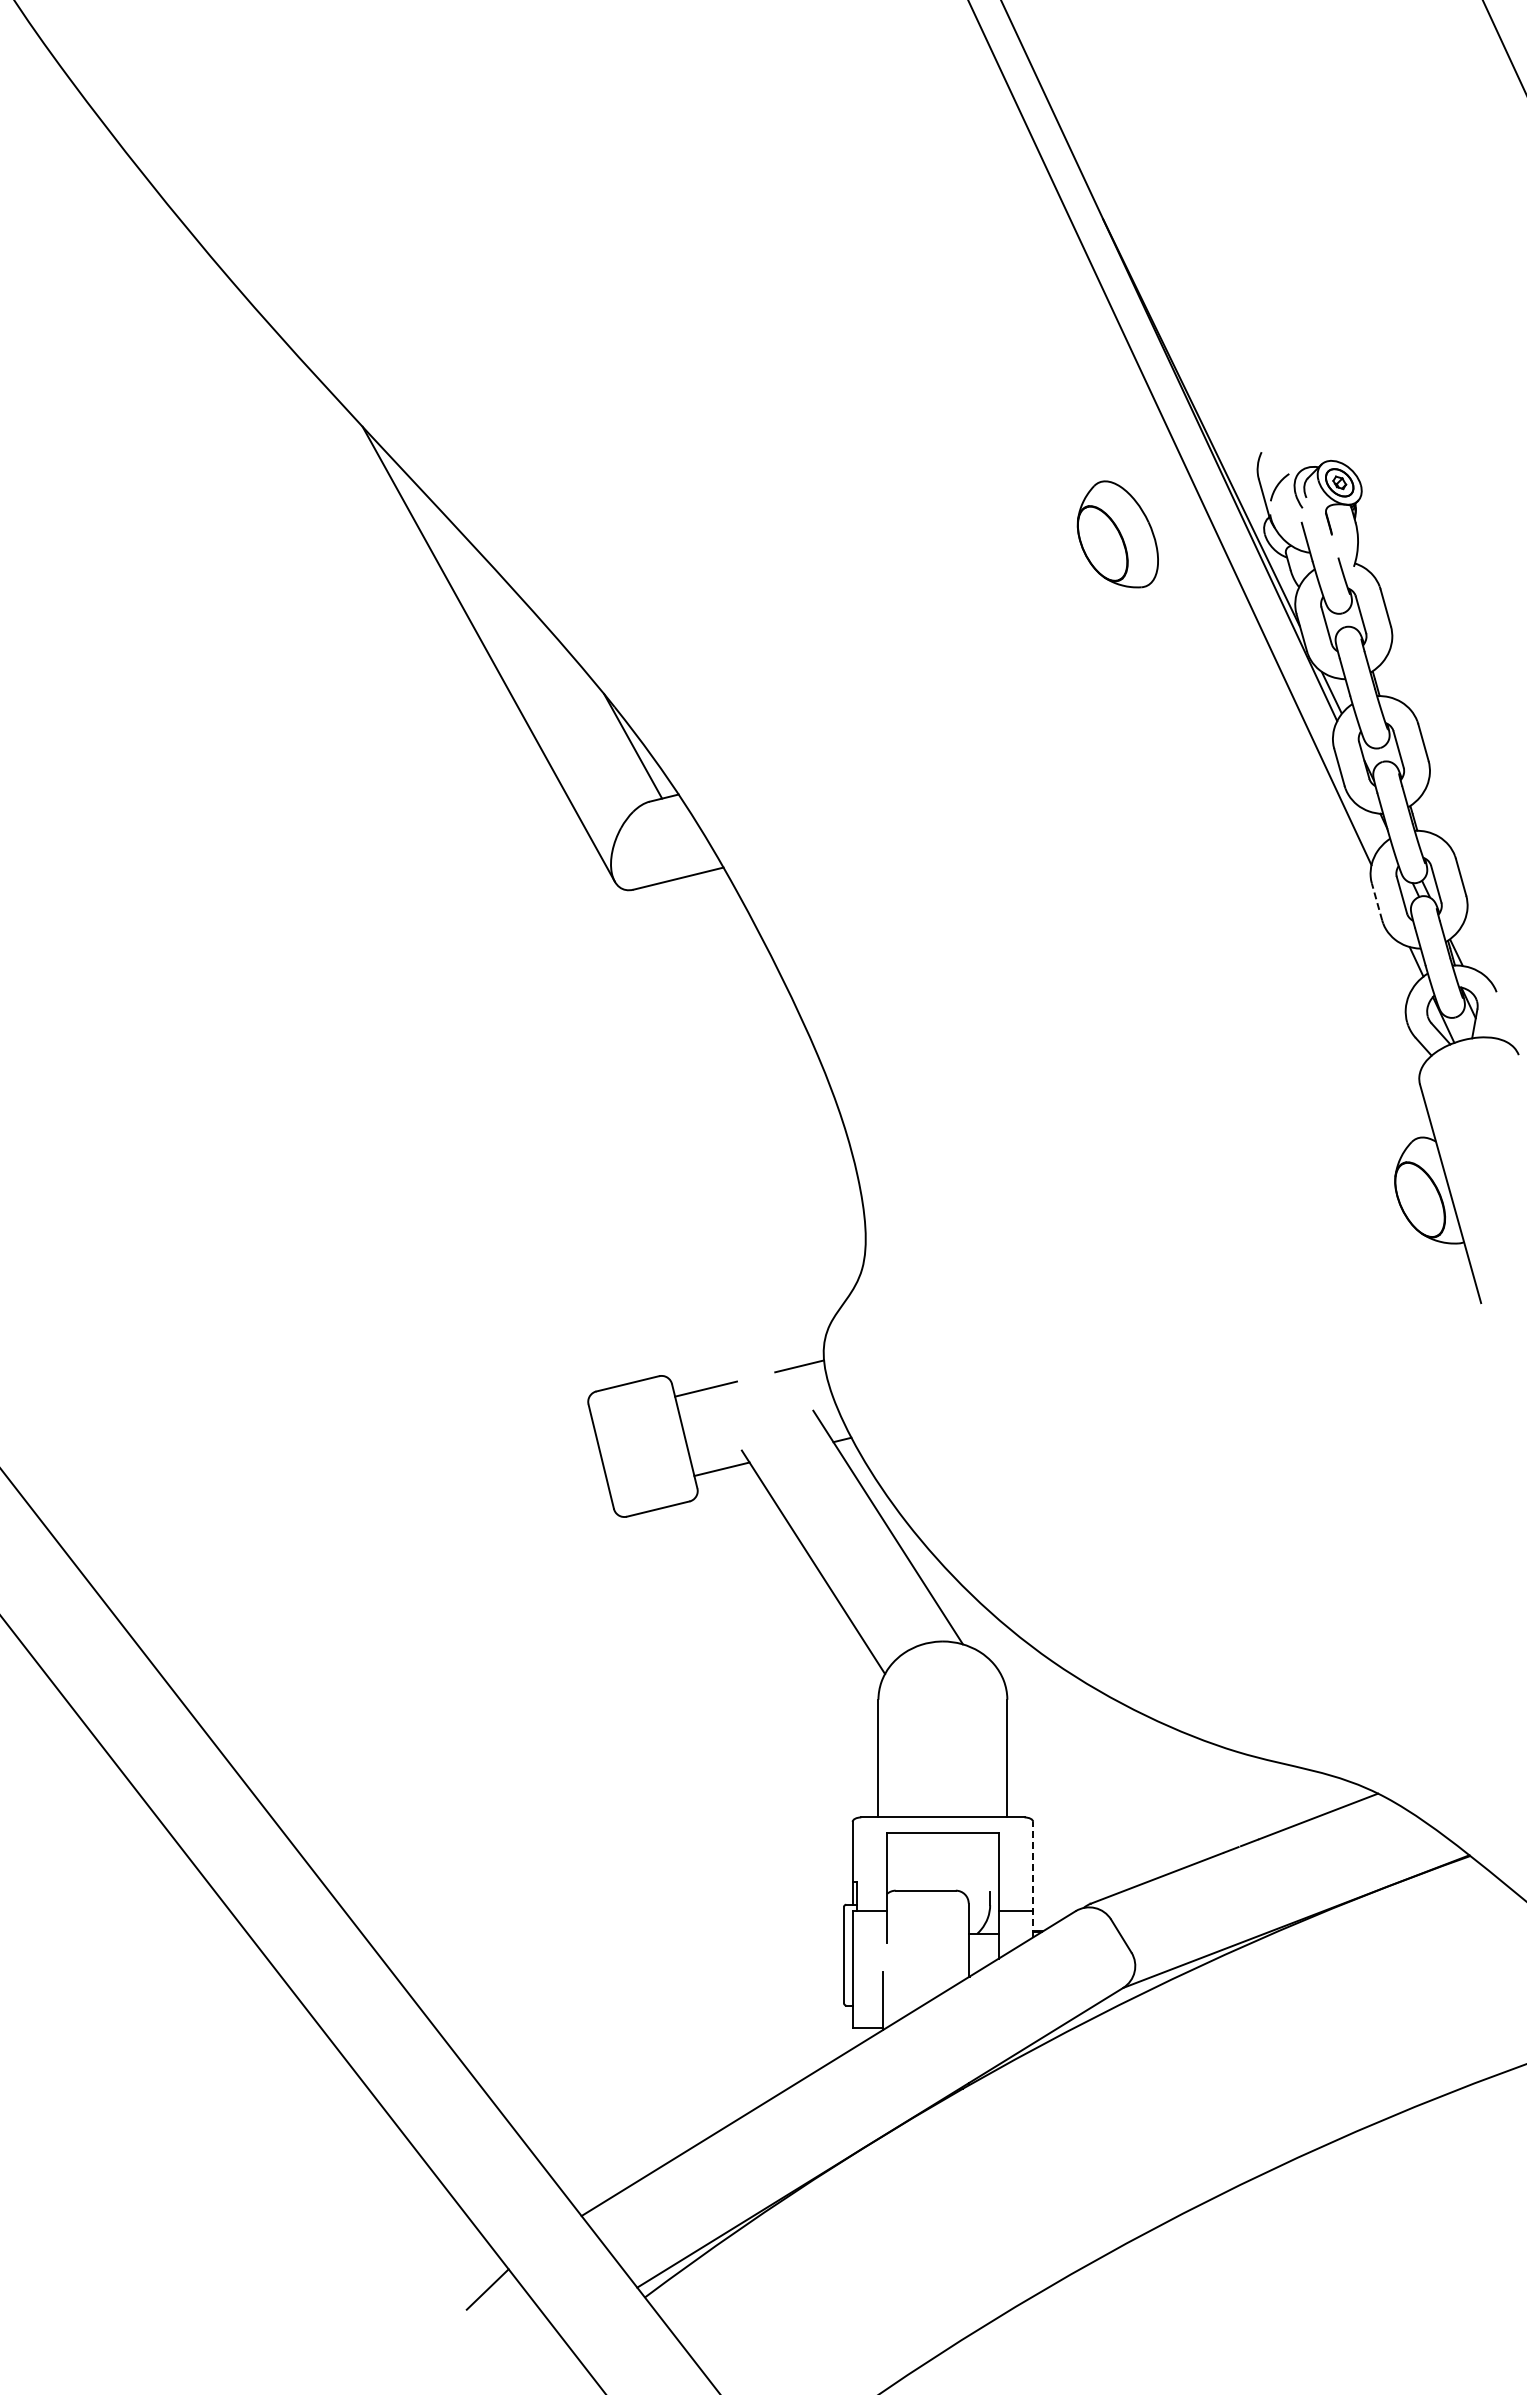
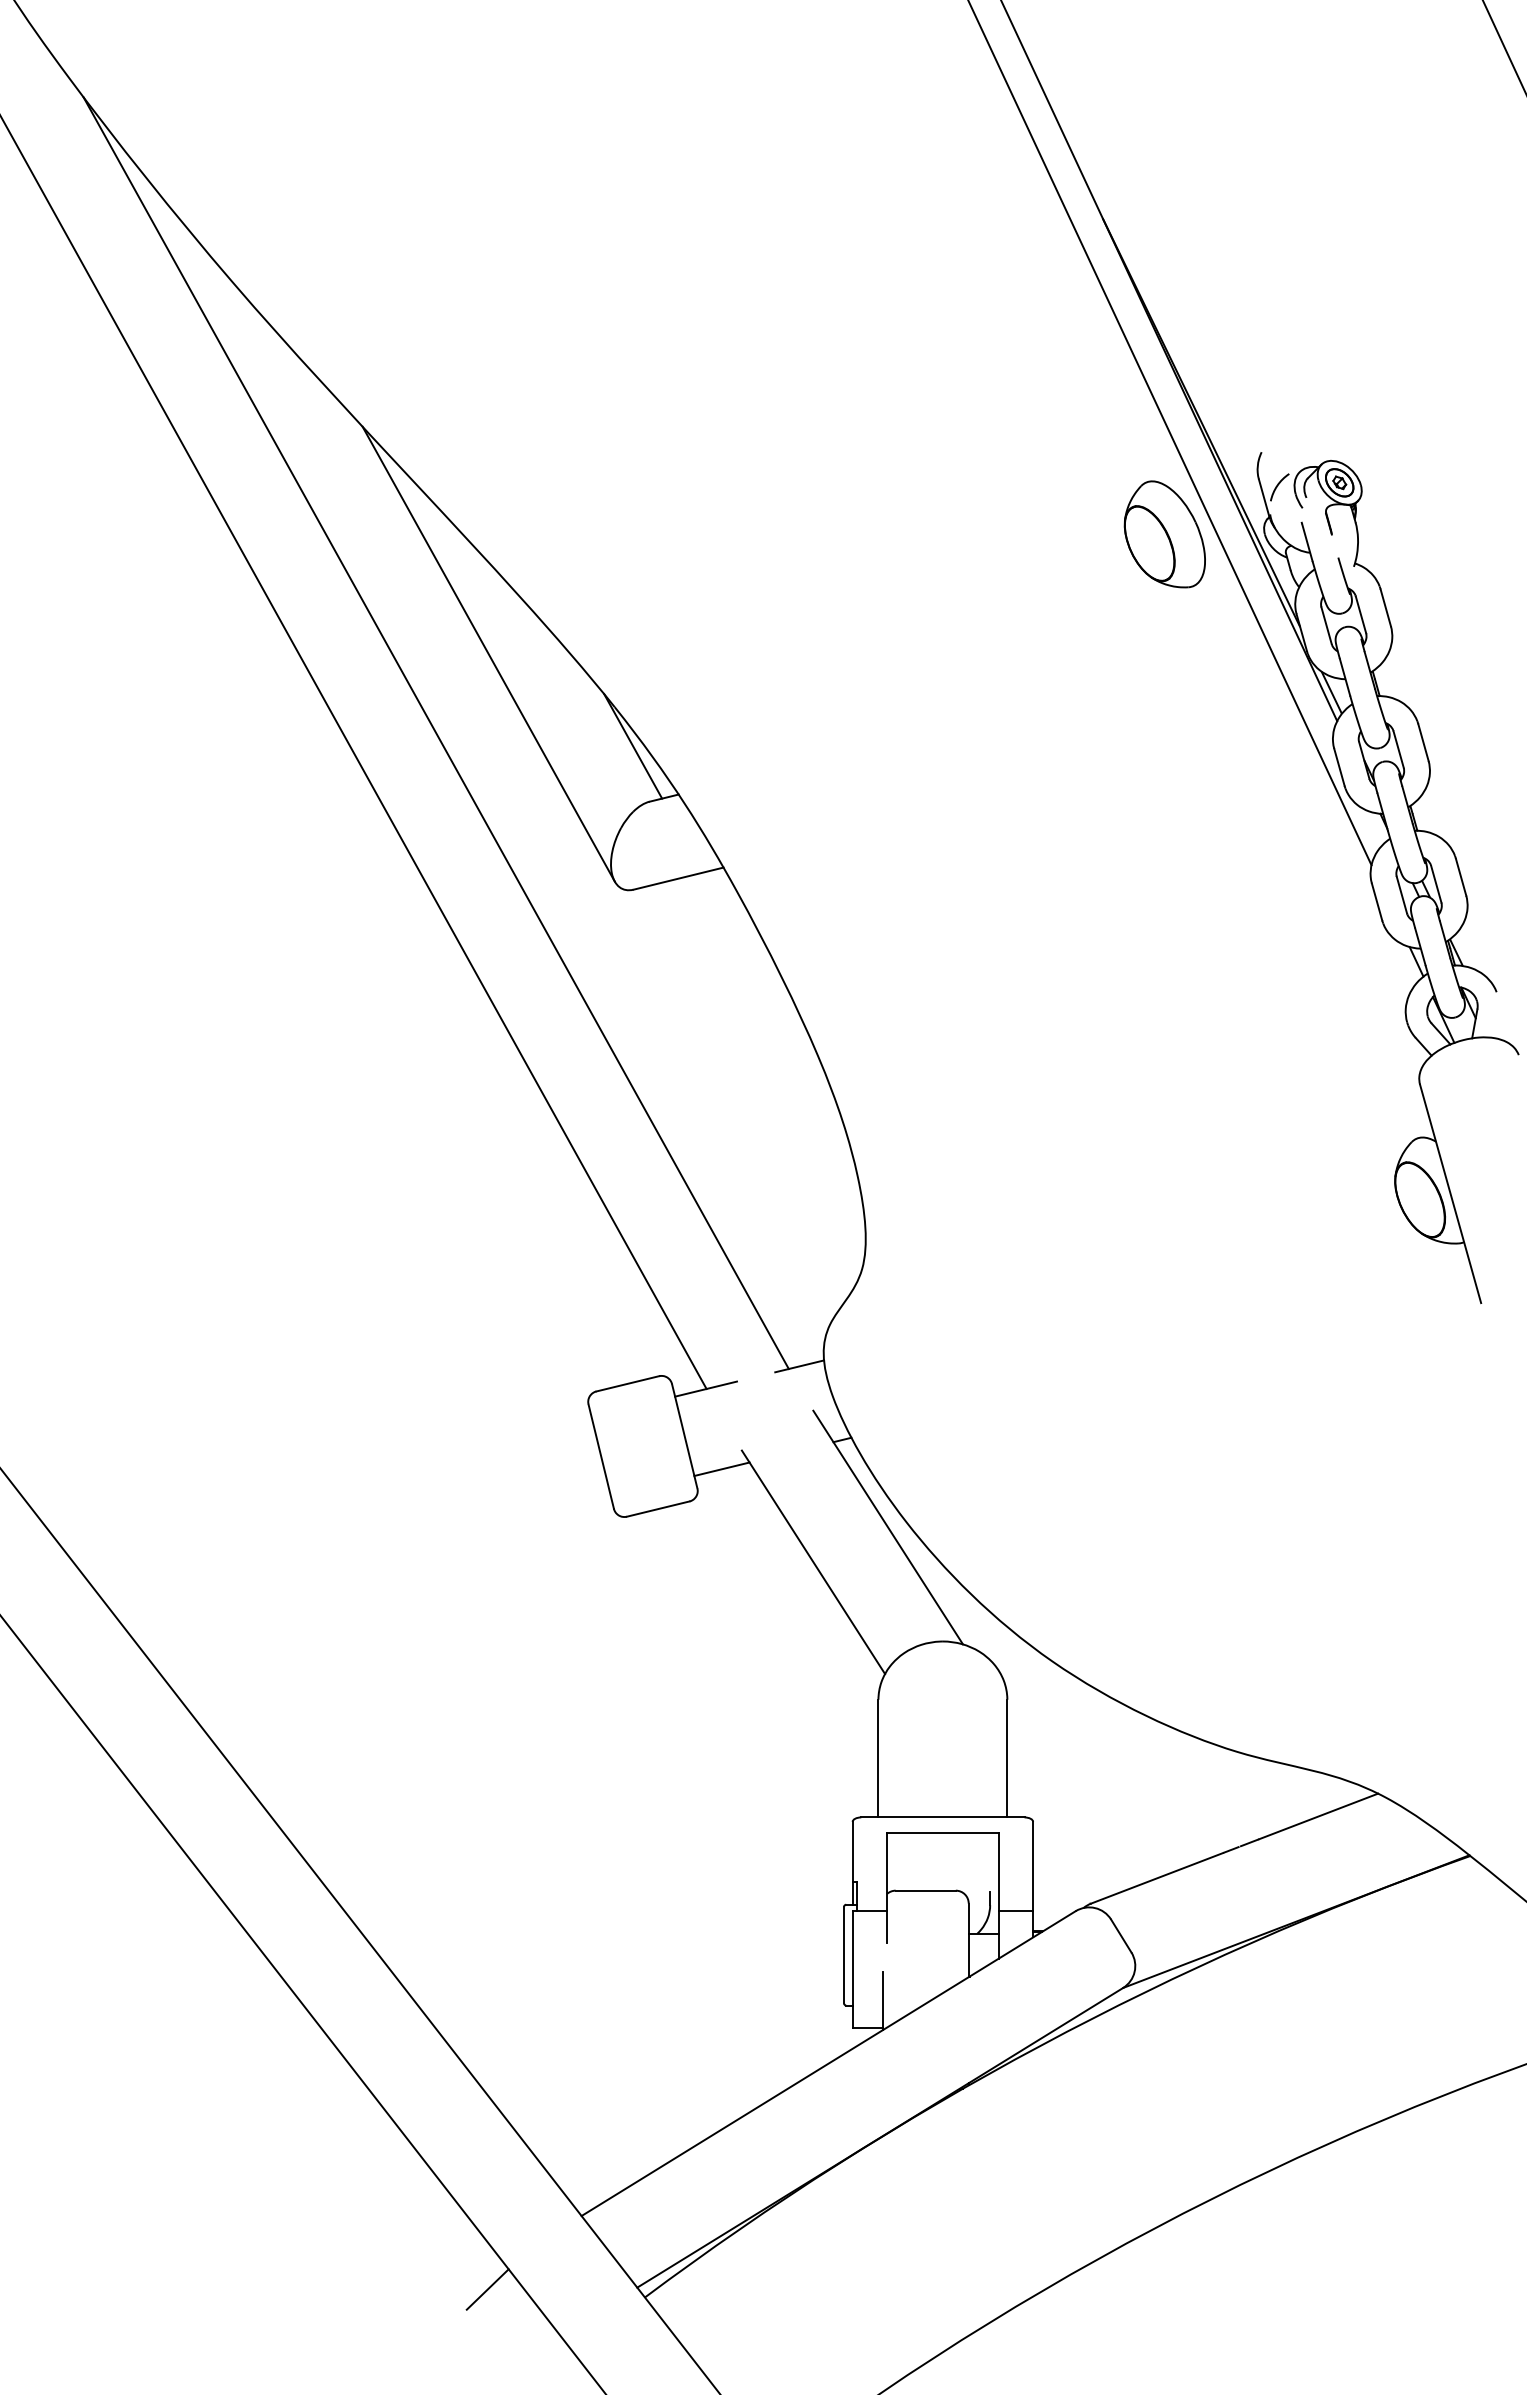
part position: (1117, 534) -> (1164, 534) (1164, 534)
line: none -> present (435, 733)
line: none -> present (354, 753)
line: dashed -> solid (1376, 901)
line: dashed -> solid (1033, 1879)
